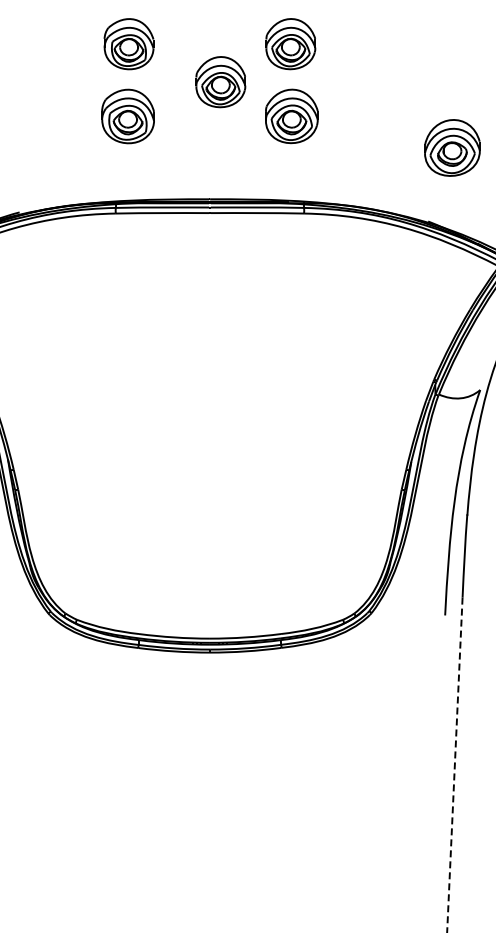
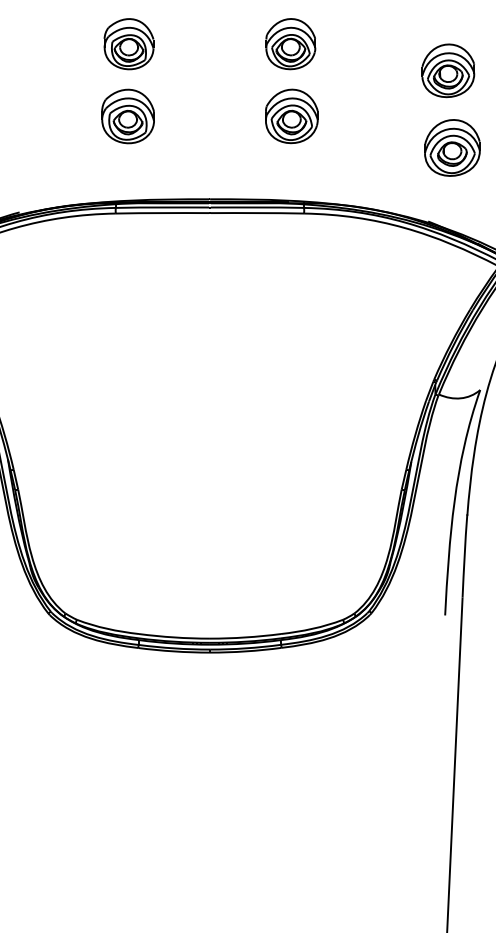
part: none -> present (448, 70)
part: present -> none (220, 82)
line: dashed -> solid (454, 765)
